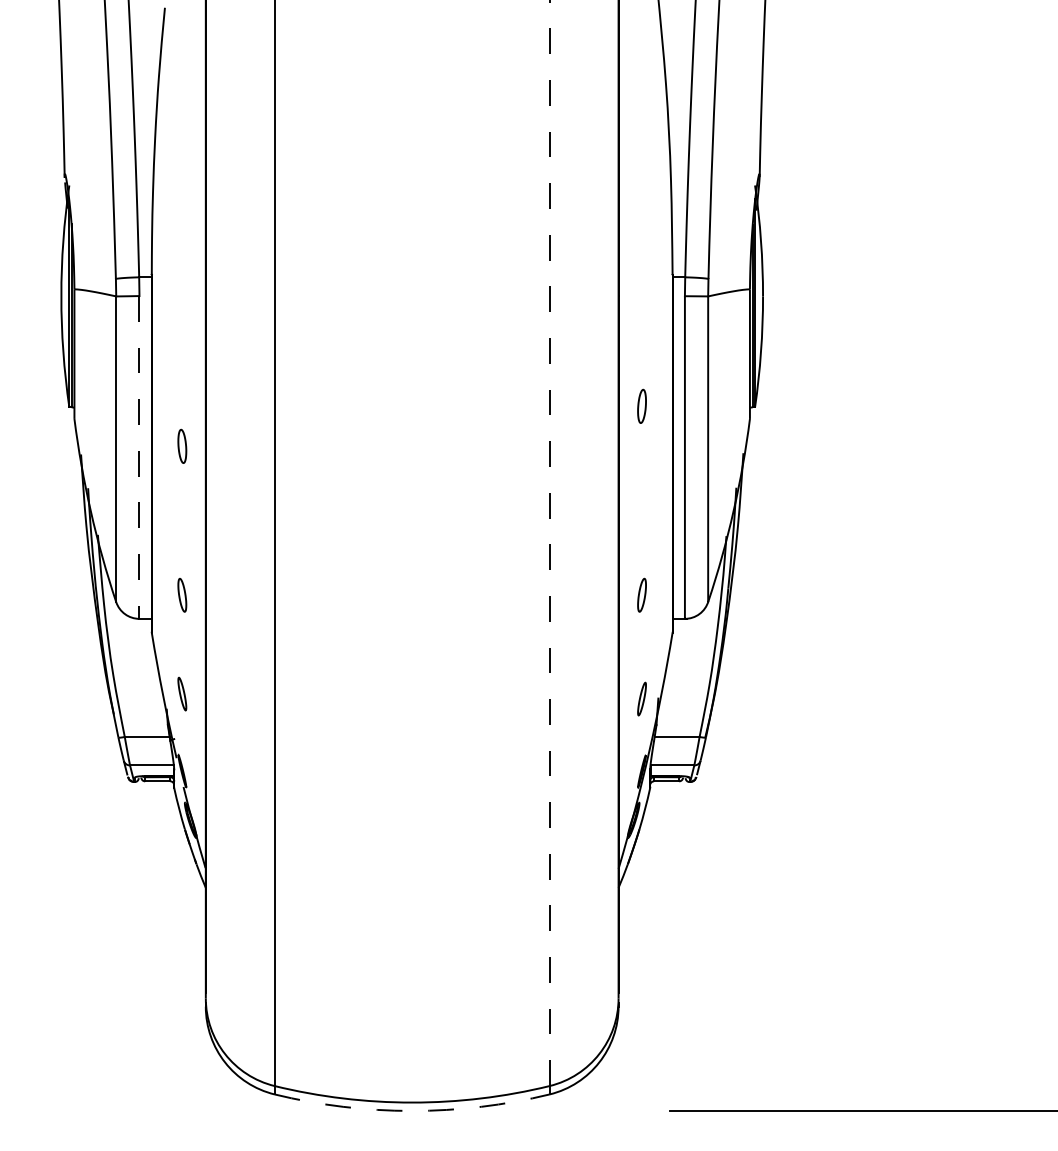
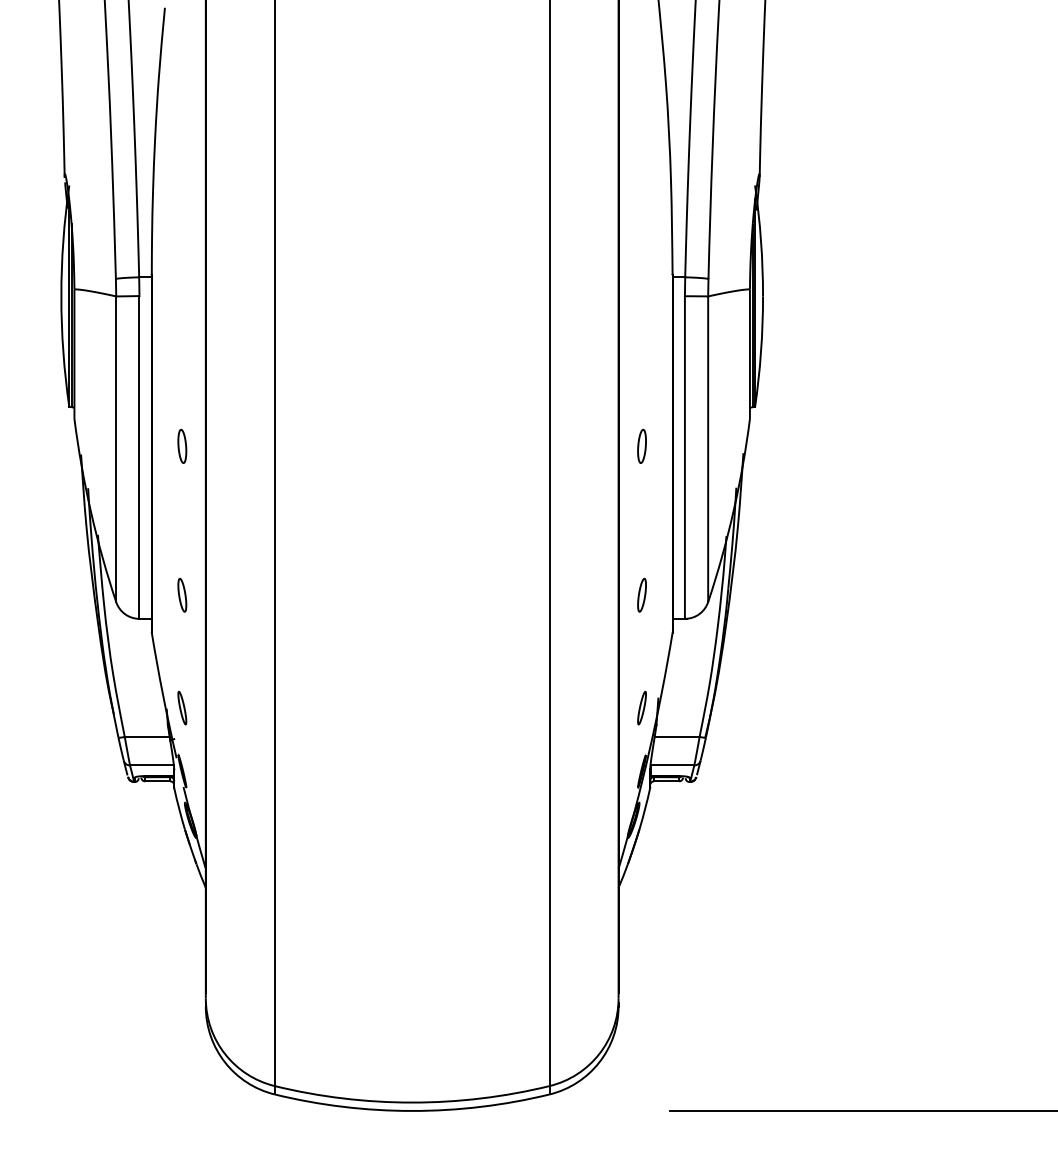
part position: (641, 405) -> (641, 445) (641, 445)
line: dashed -> solid (139, 457)
line: dashed -> solid (549, 543)
part position: (182, 693) -> (182, 707) (182, 707)
part position: (641, 698) -> (641, 707) (641, 707)
arc: dashed -> solid (412, 1110)
